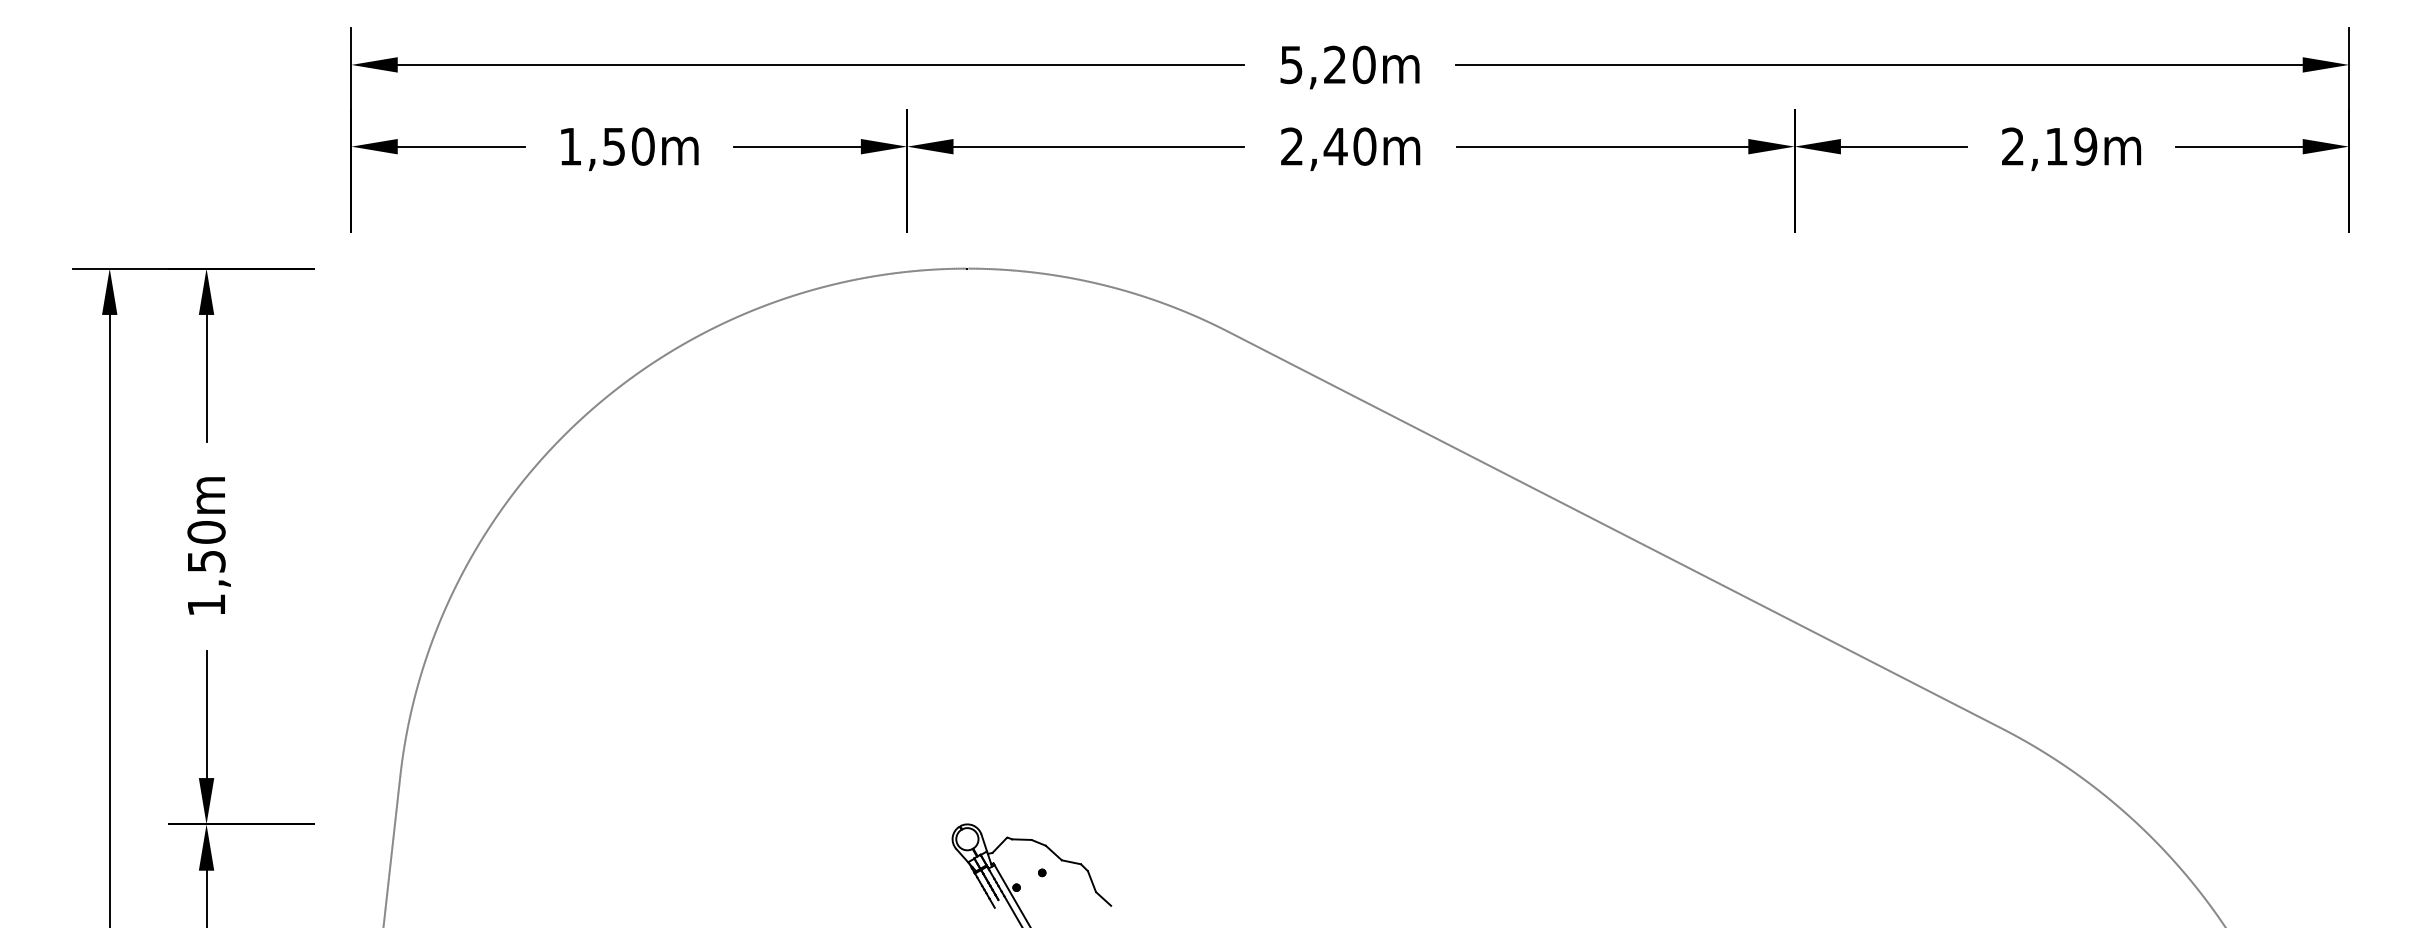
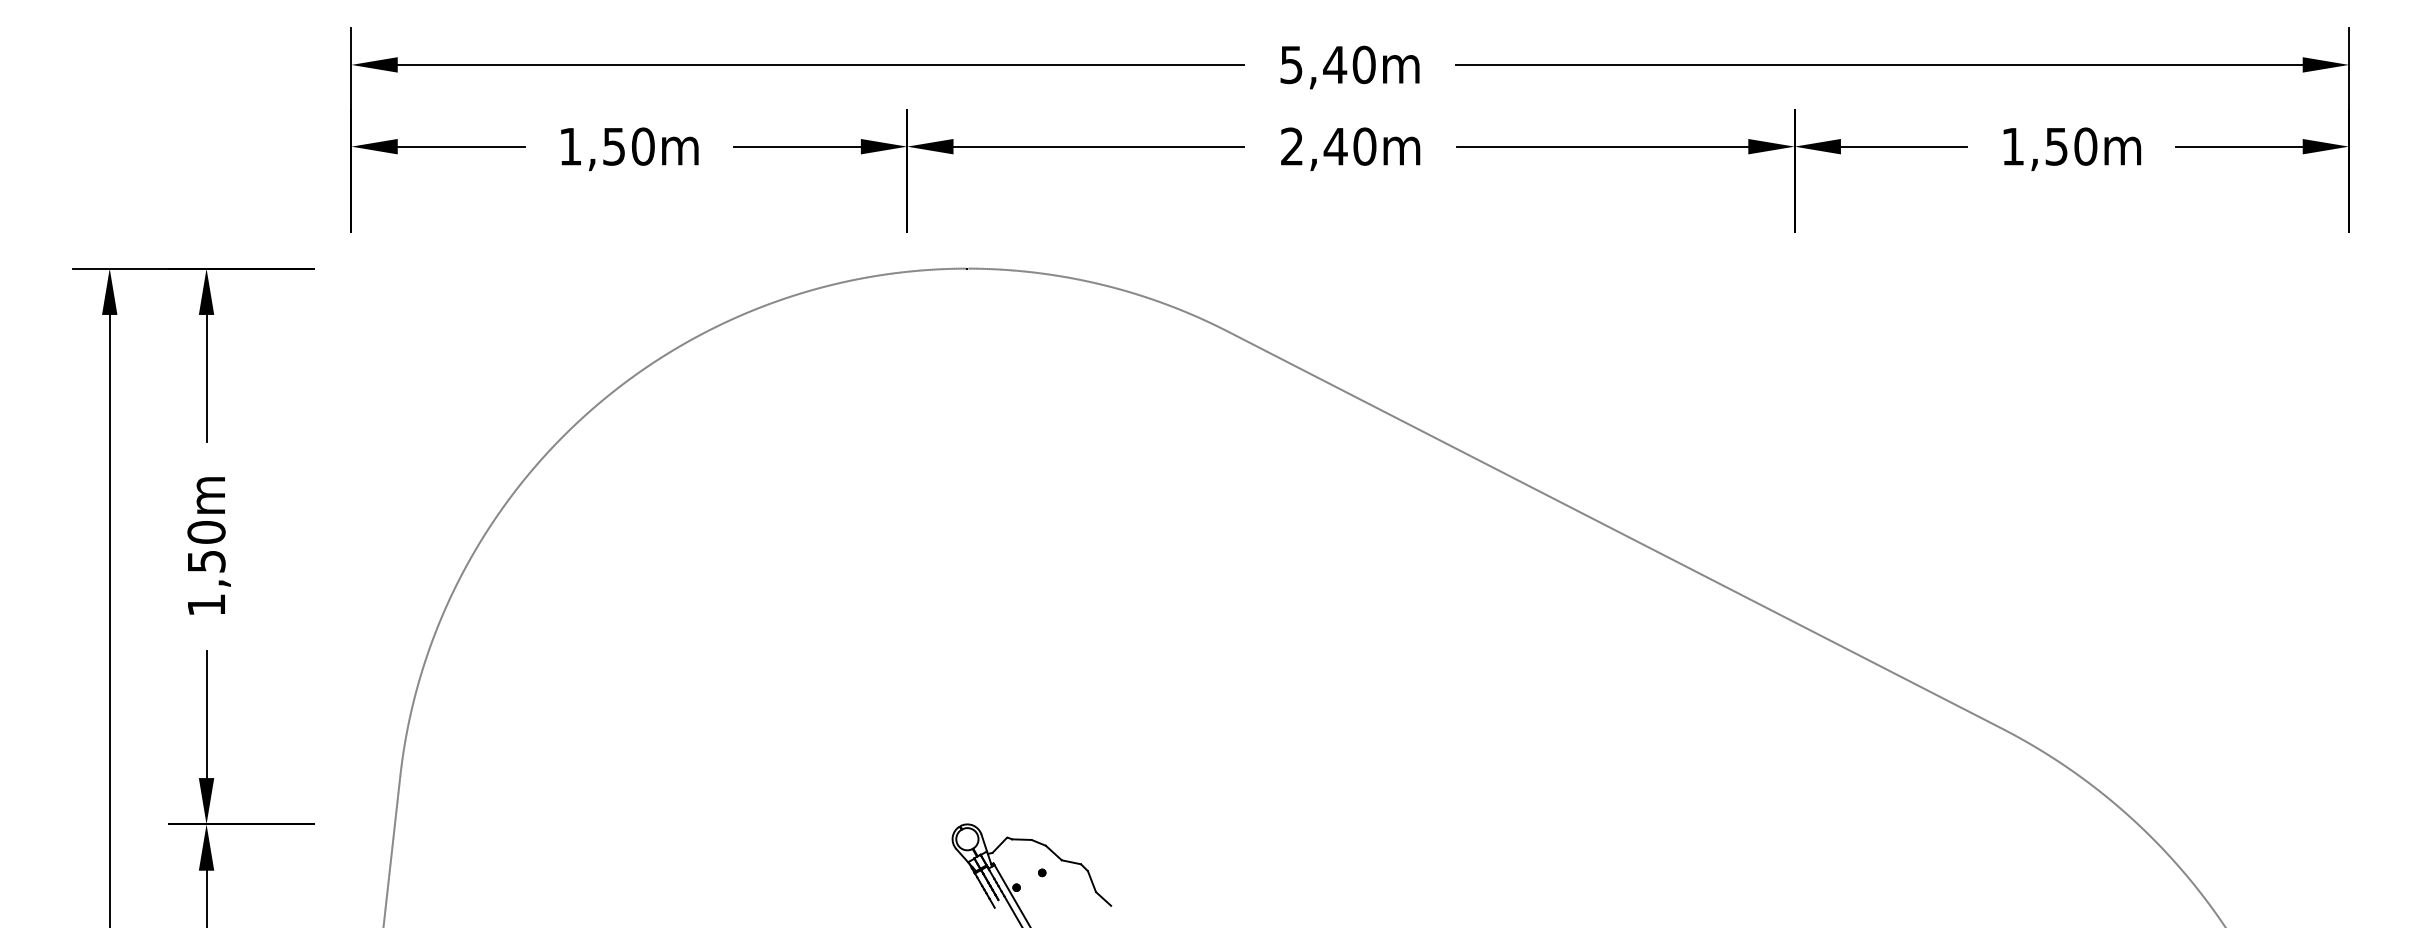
text: 5,20m -> 5,40m (1335, 64)
text: 2,19m -> 1,50m (2049, 146)
